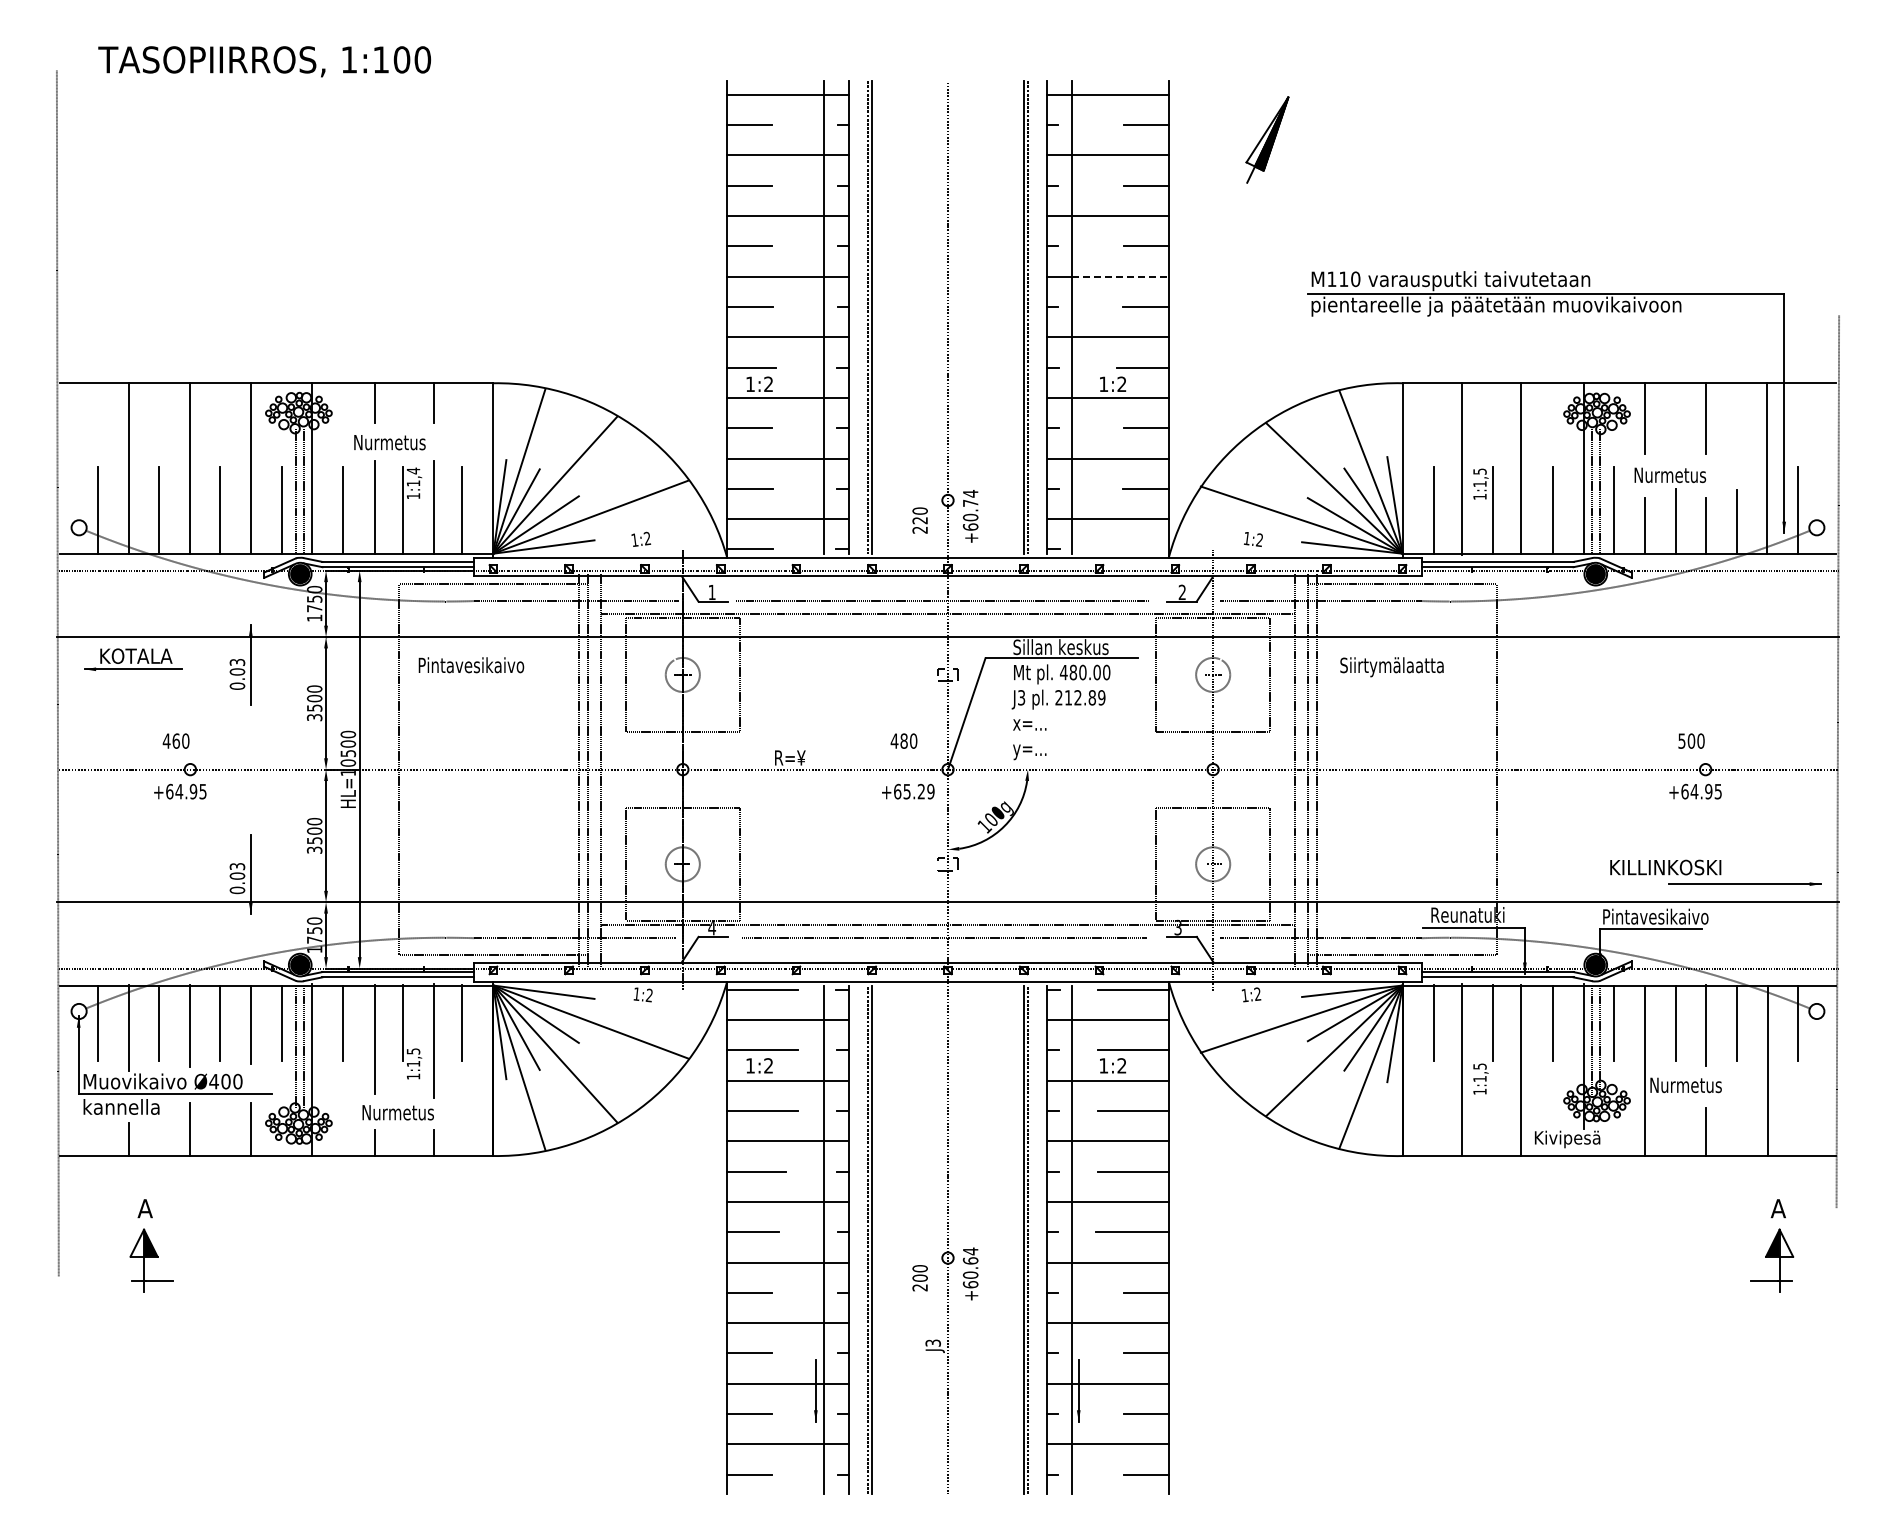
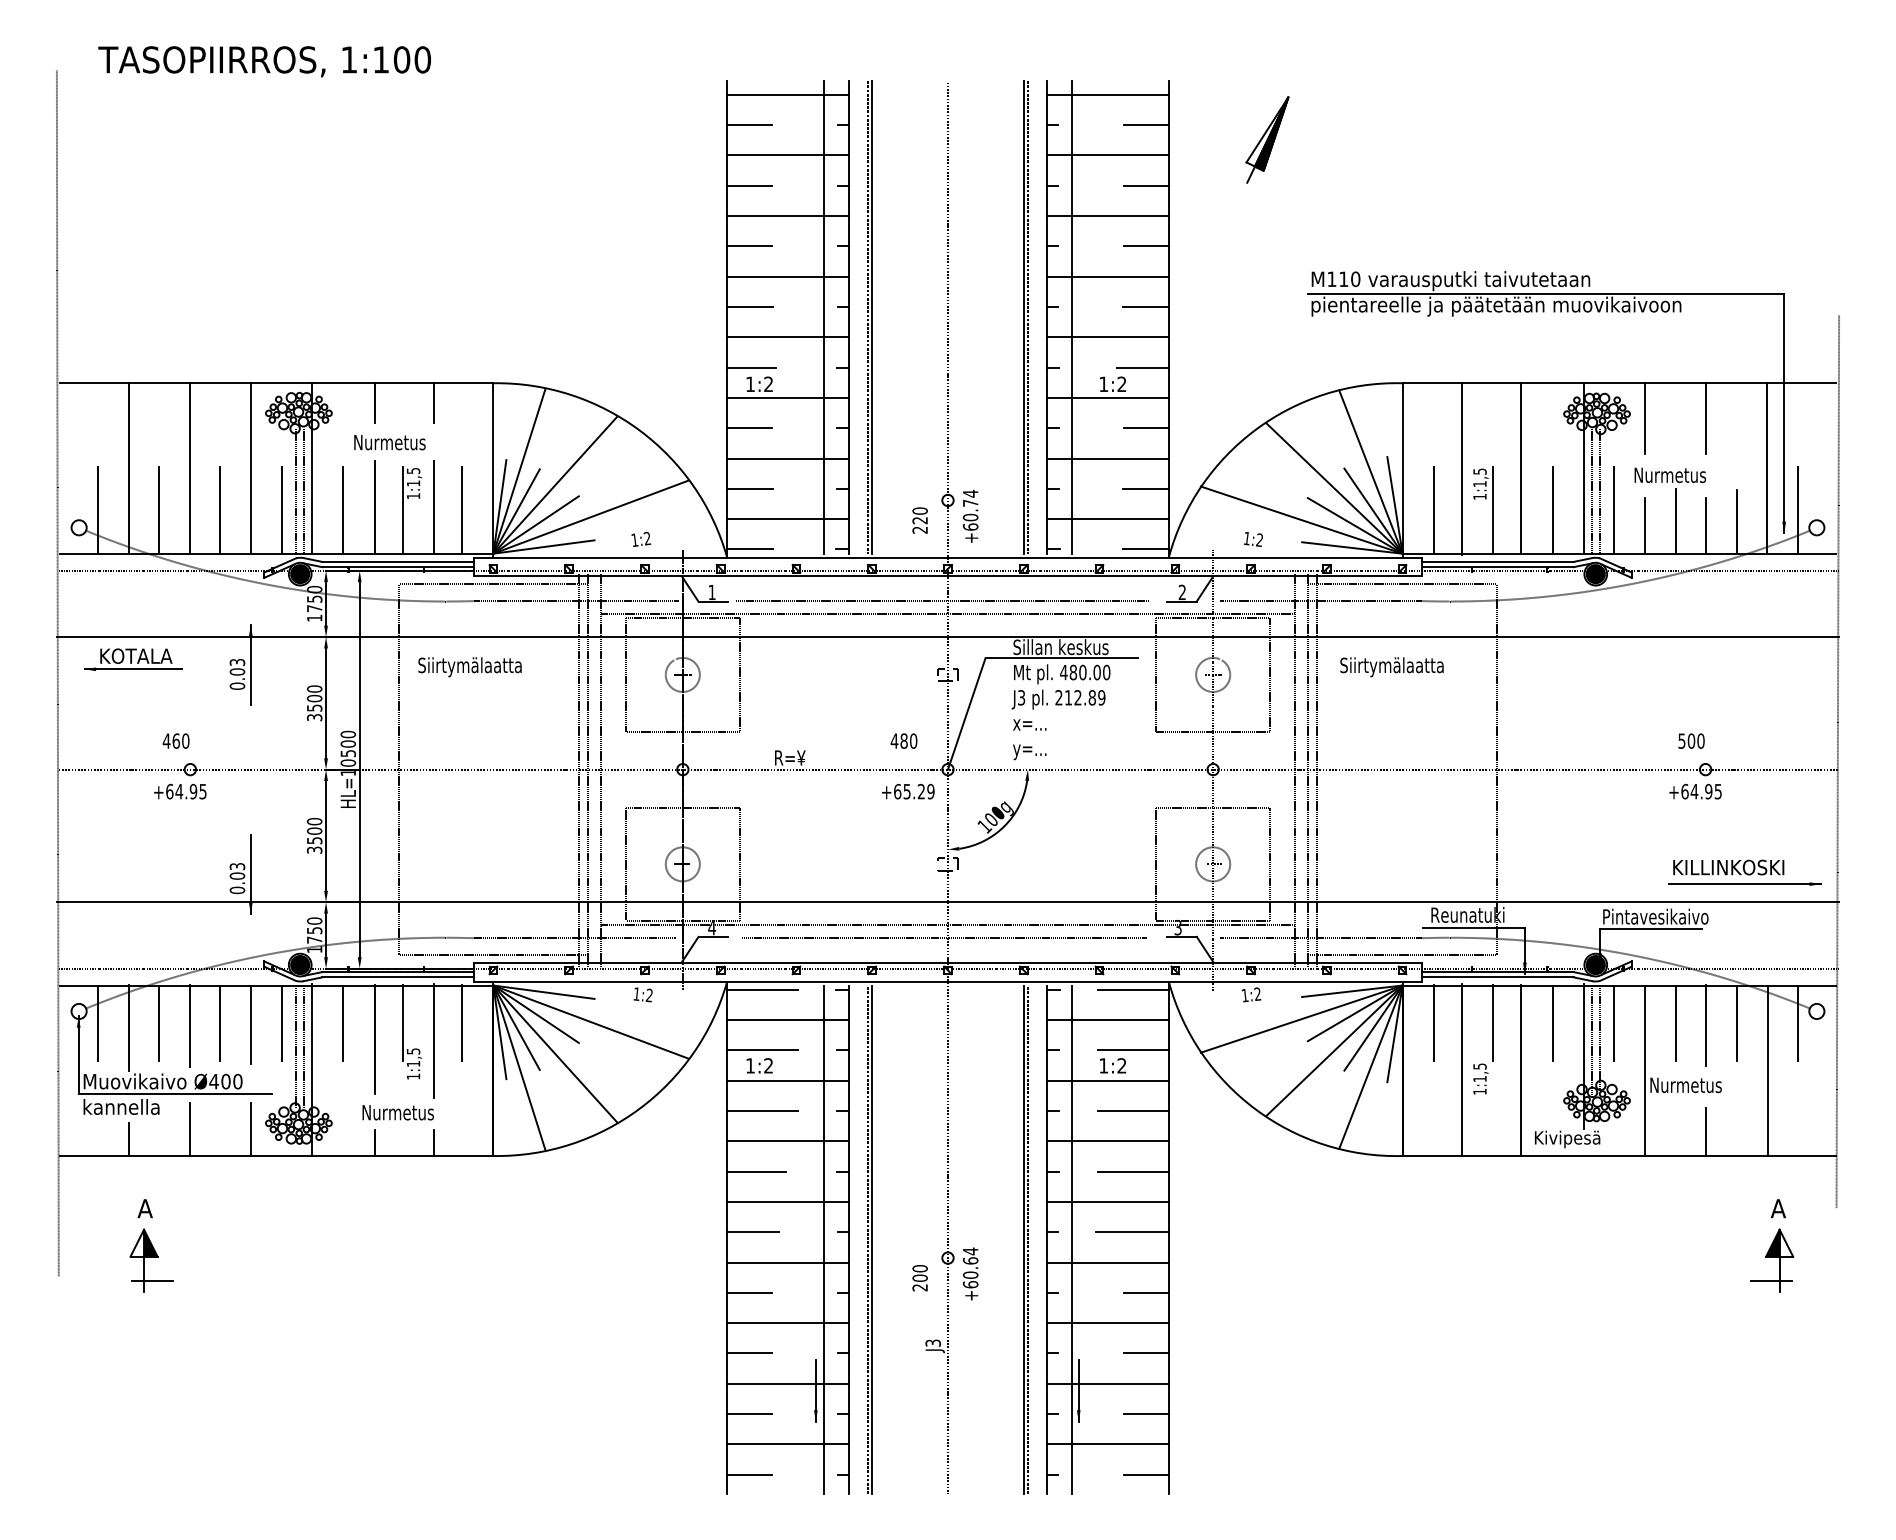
line: dashed -> solid (1120, 276)
text: 1:1,4 -> 1:1,5 (413, 470)
line: none -> present (1145, 549)
text: Pintavesikaivo -> Siirtymälaatta (471, 667)
text position: (1665, 867) -> (1728, 867) (1728, 867)
